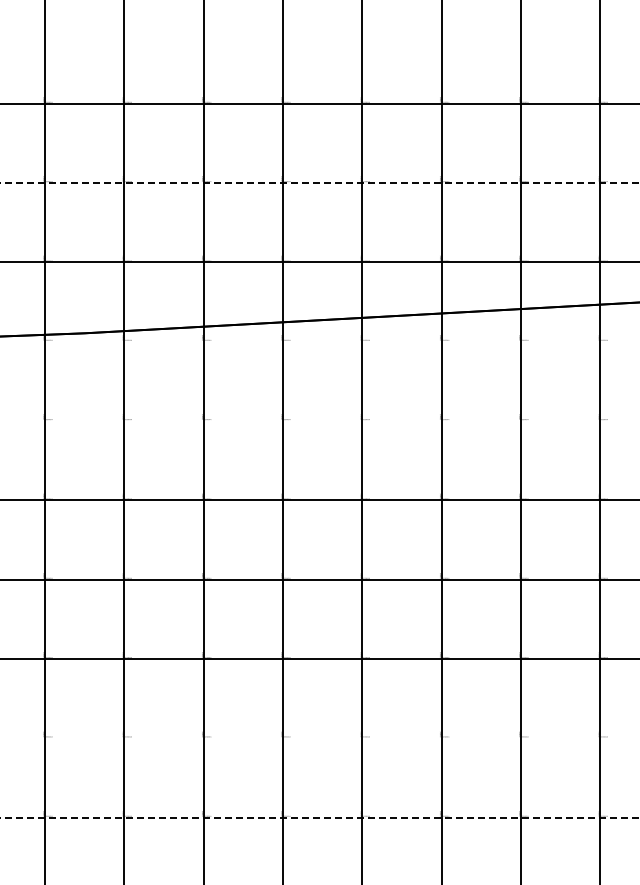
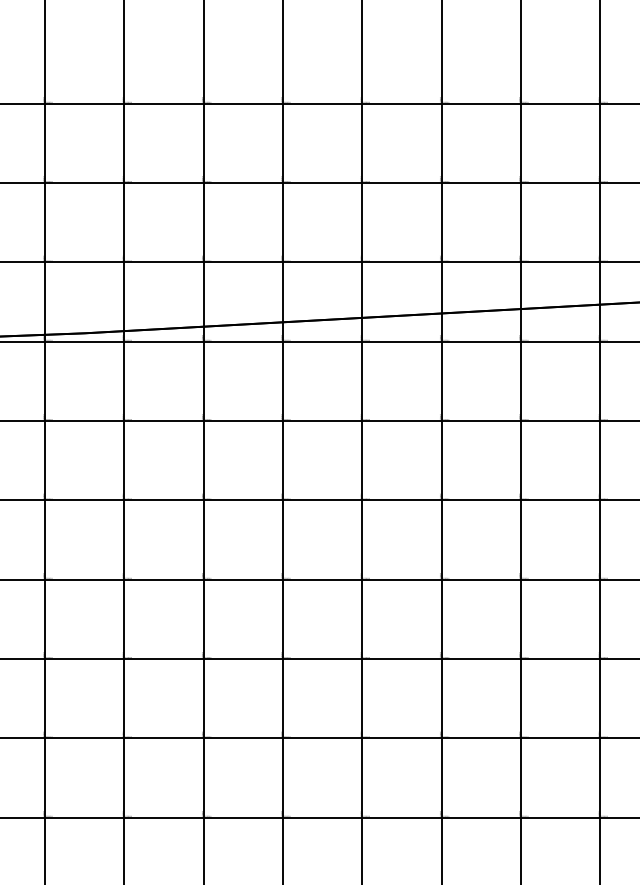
line: dashed -> solid (321, 182)
line: none -> present (319, 341)
line: none -> present (319, 420)
line: none -> present (319, 738)
line: dashed -> solid (321, 817)
